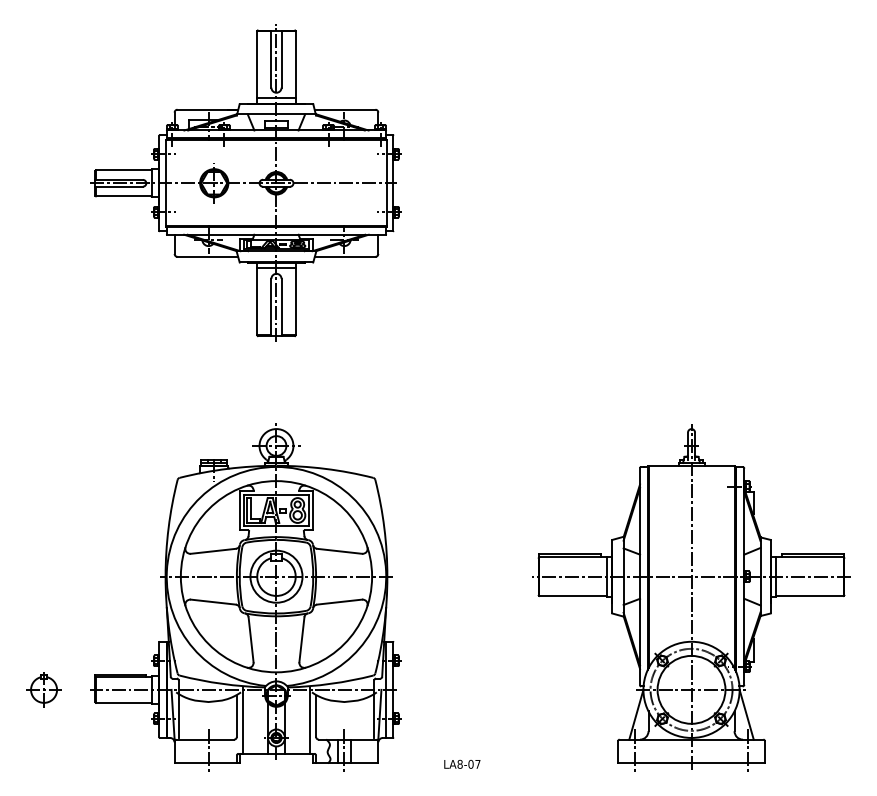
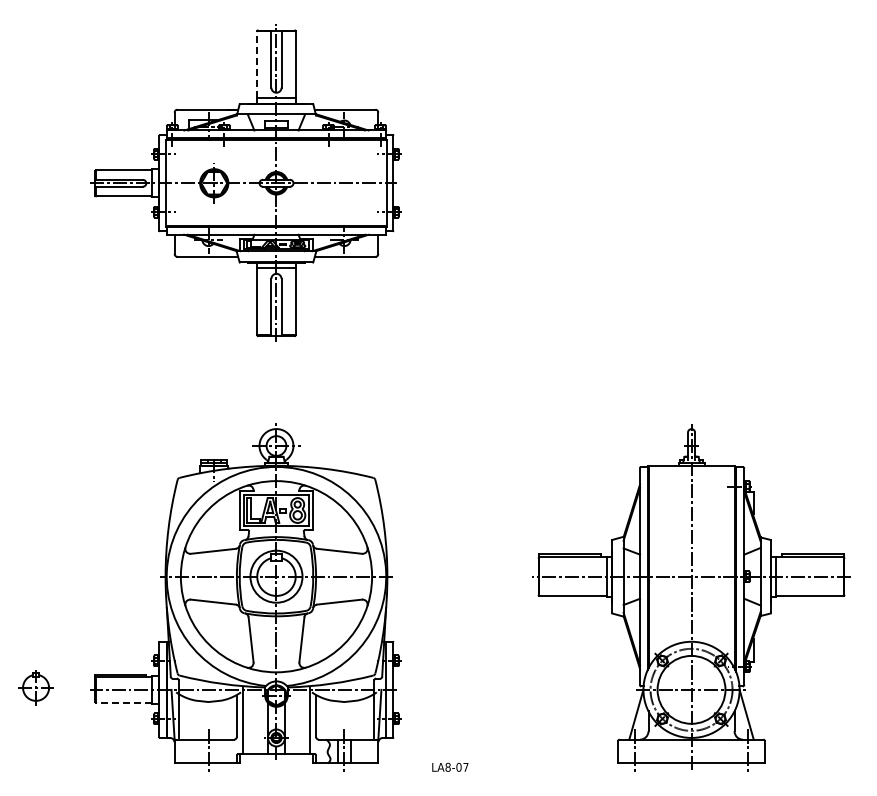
line: solid -> dashed (257, 63)
part position: (43, 689) -> (35, 687) (35, 687)
line: solid -> dashed (123, 702)
text position: (462, 763) -> (450, 766) (450, 766)
